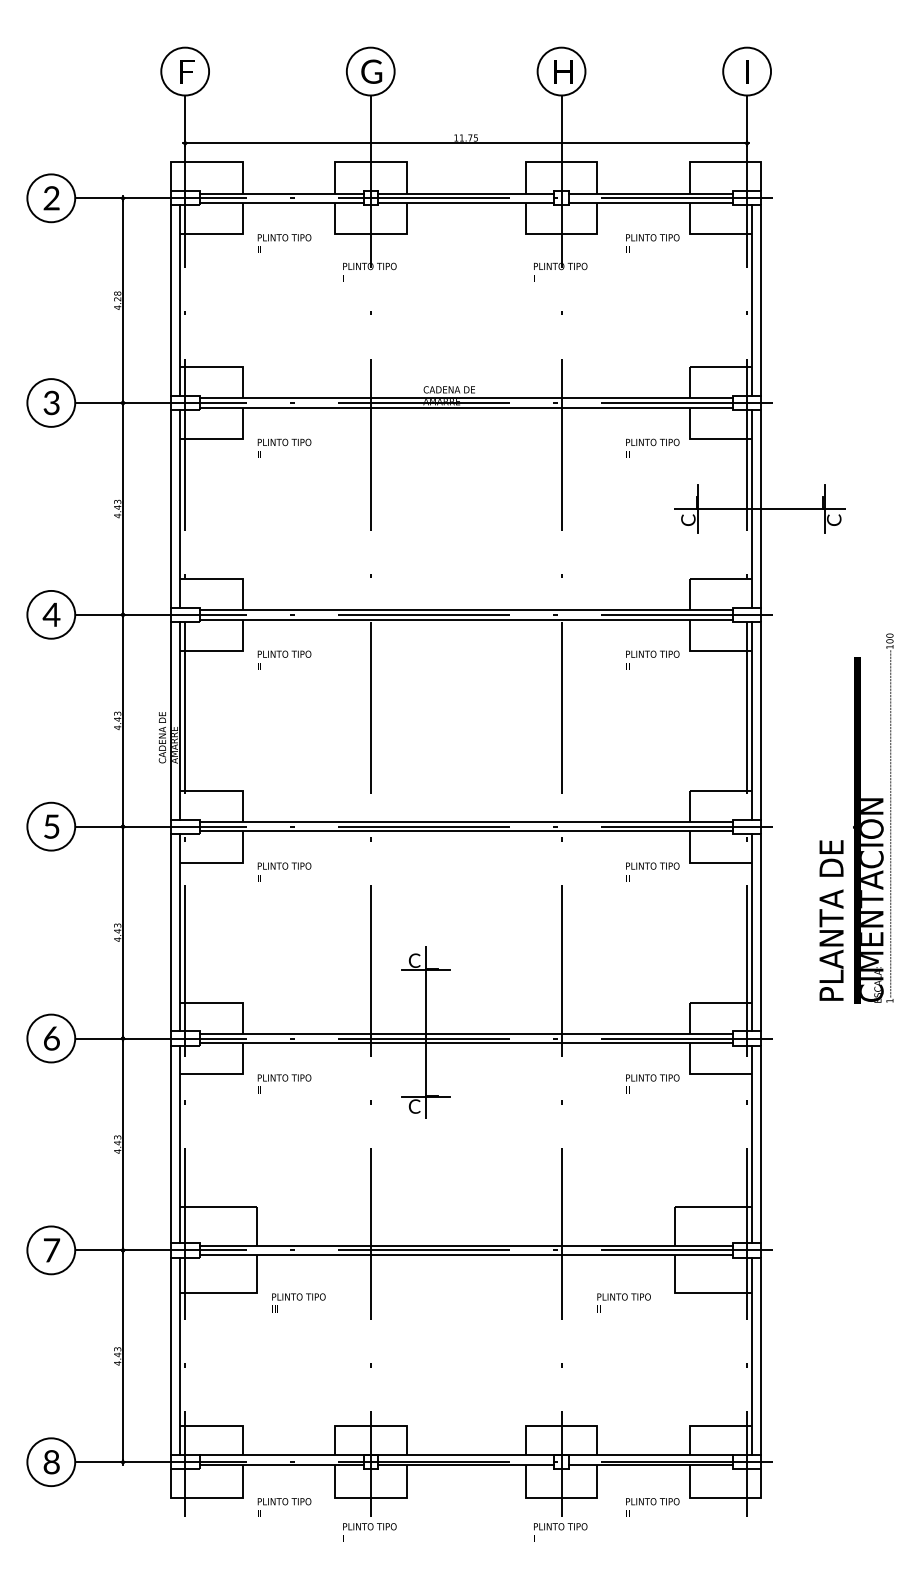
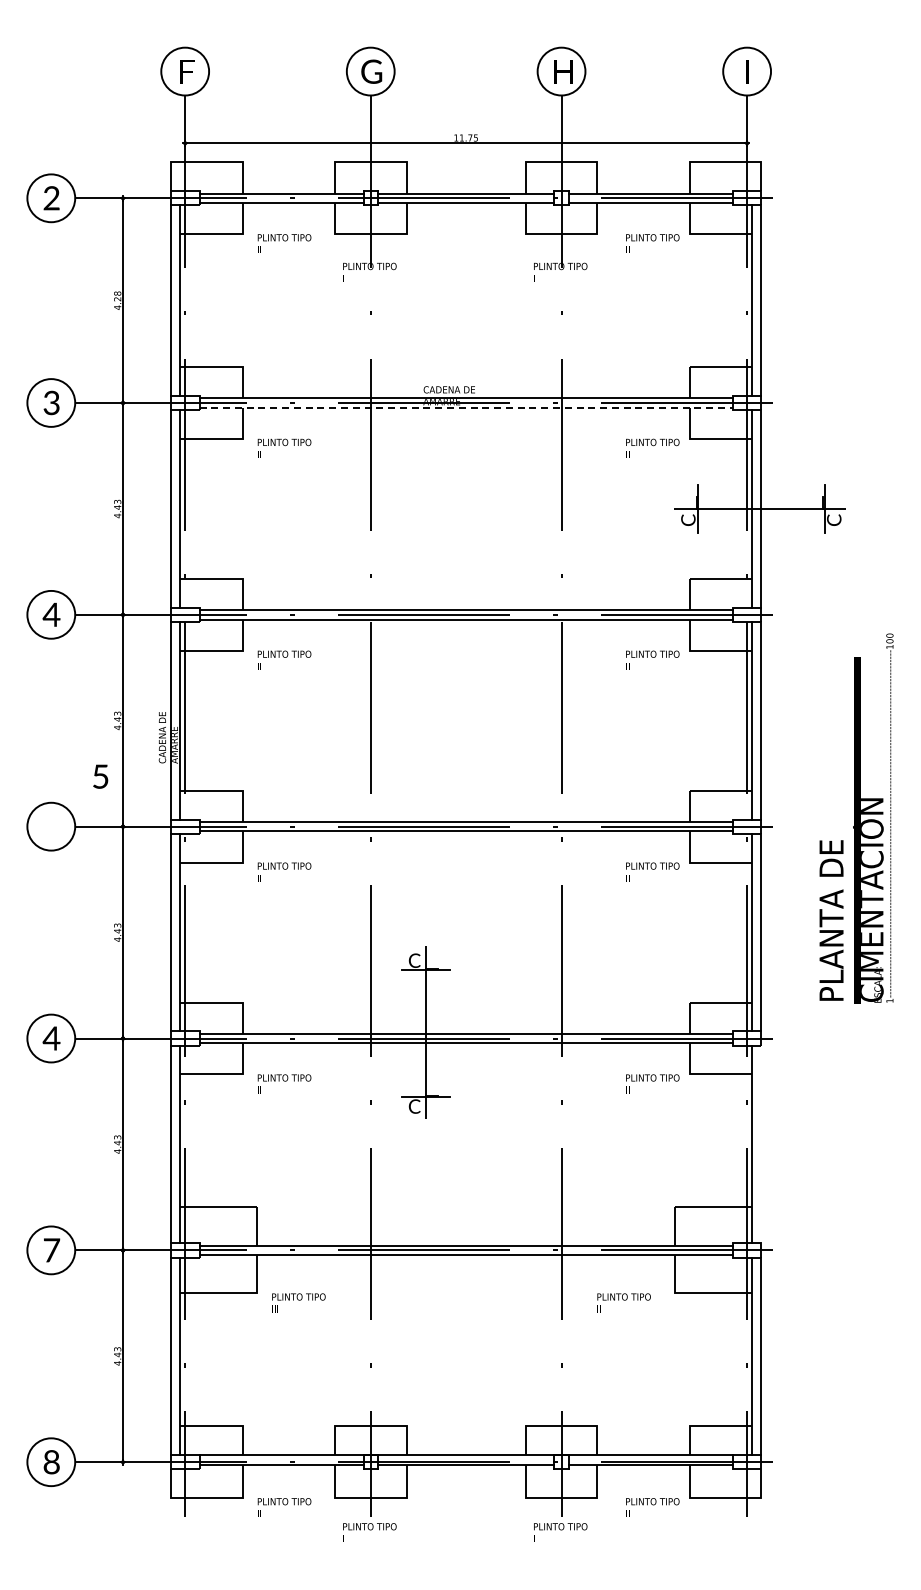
line: solid -> dashed (466, 407)
text position: (51, 826) -> (100, 776) (100, 776)
text: 6 -> 4 (51, 1038)
line: present -> none (761, 1144)
